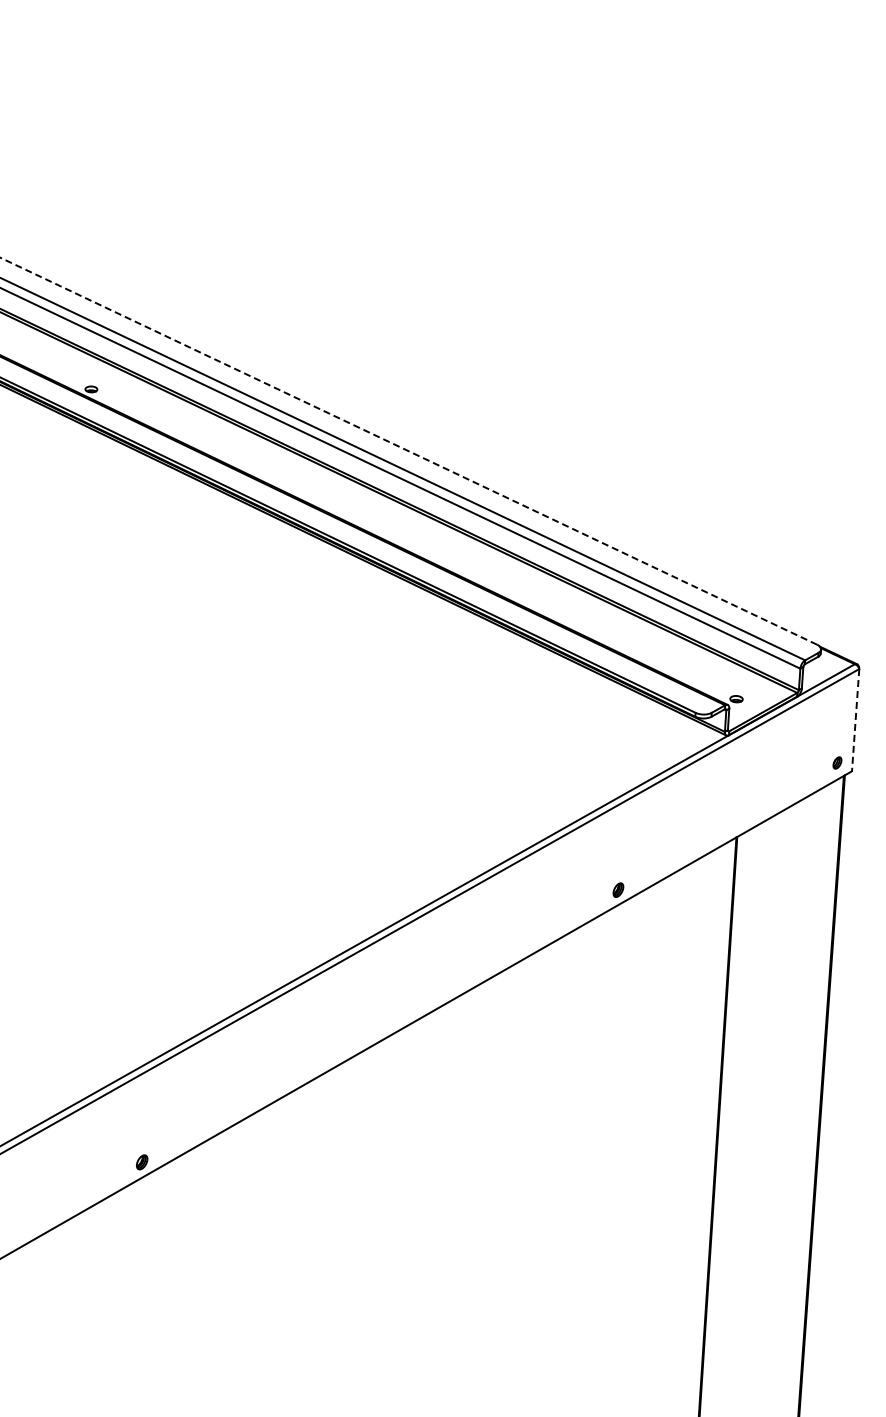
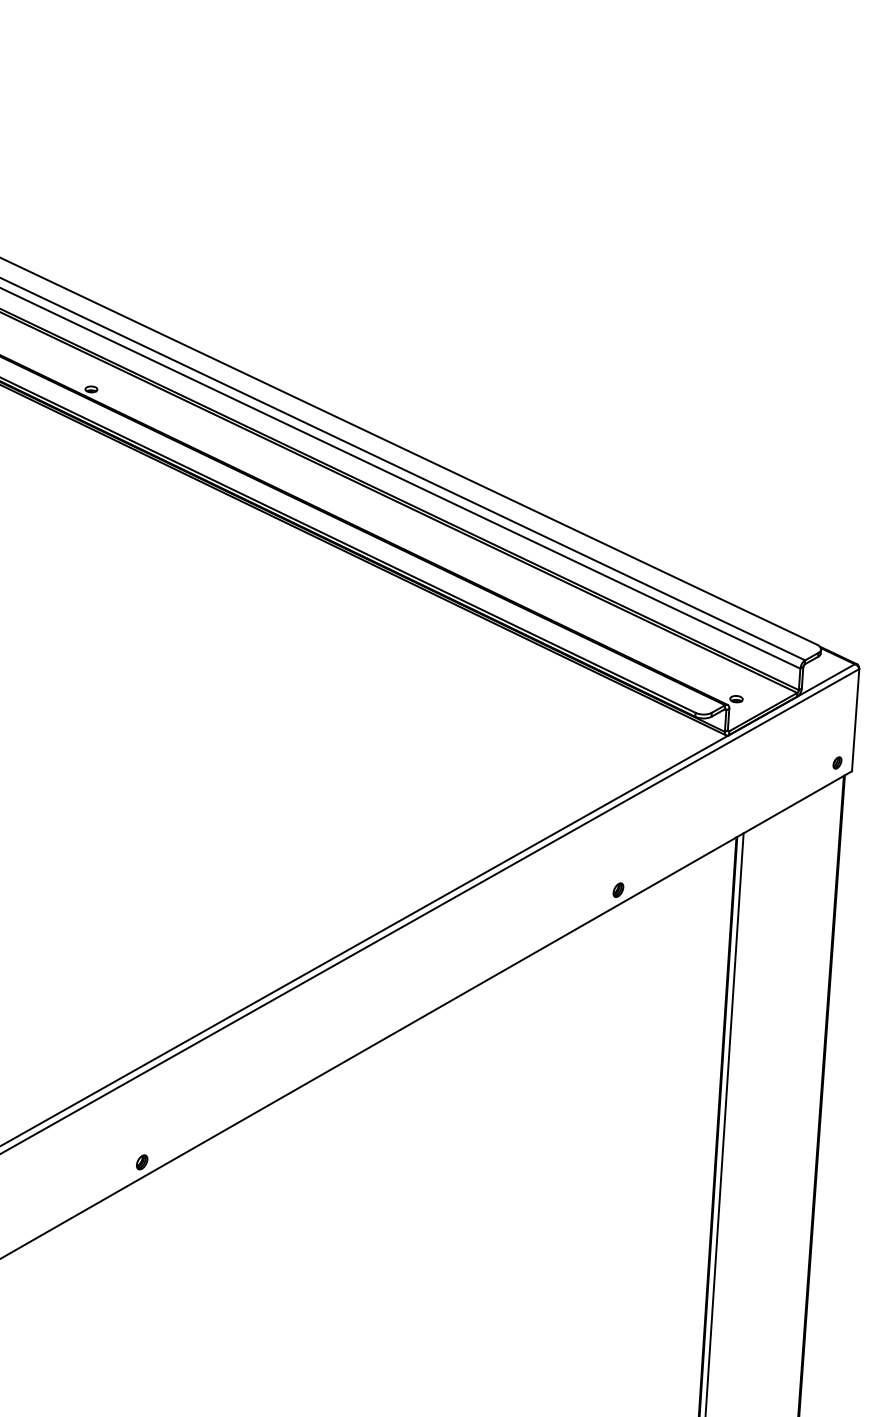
line: dashed -> solid (408, 451)
line: dashed -> solid (855, 720)
line: none -> present (724, 1123)
